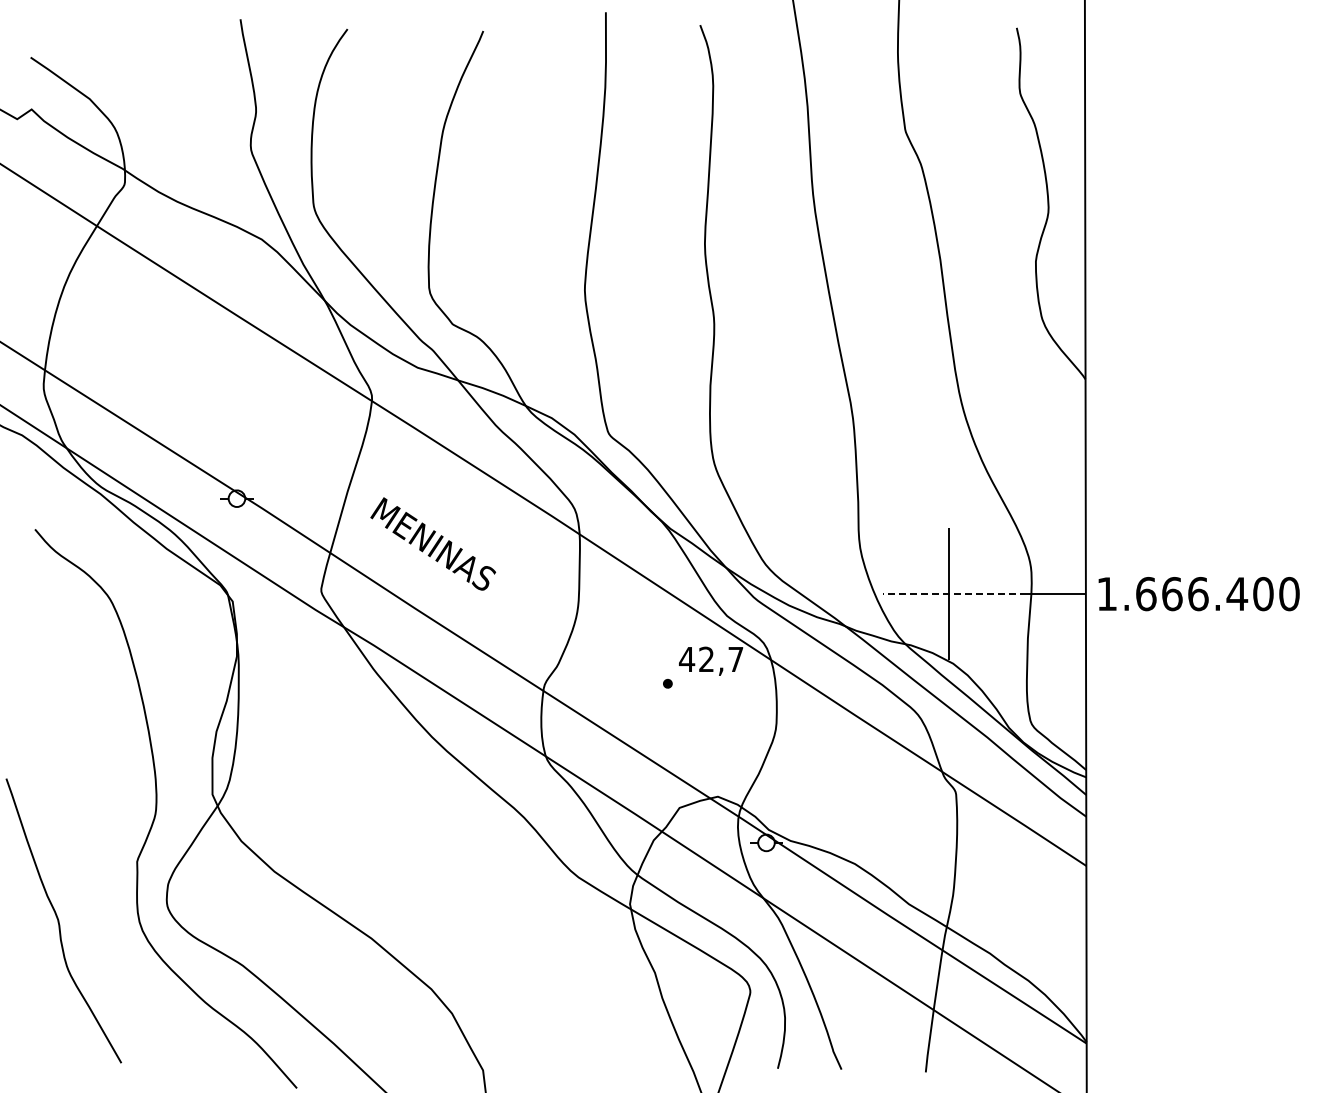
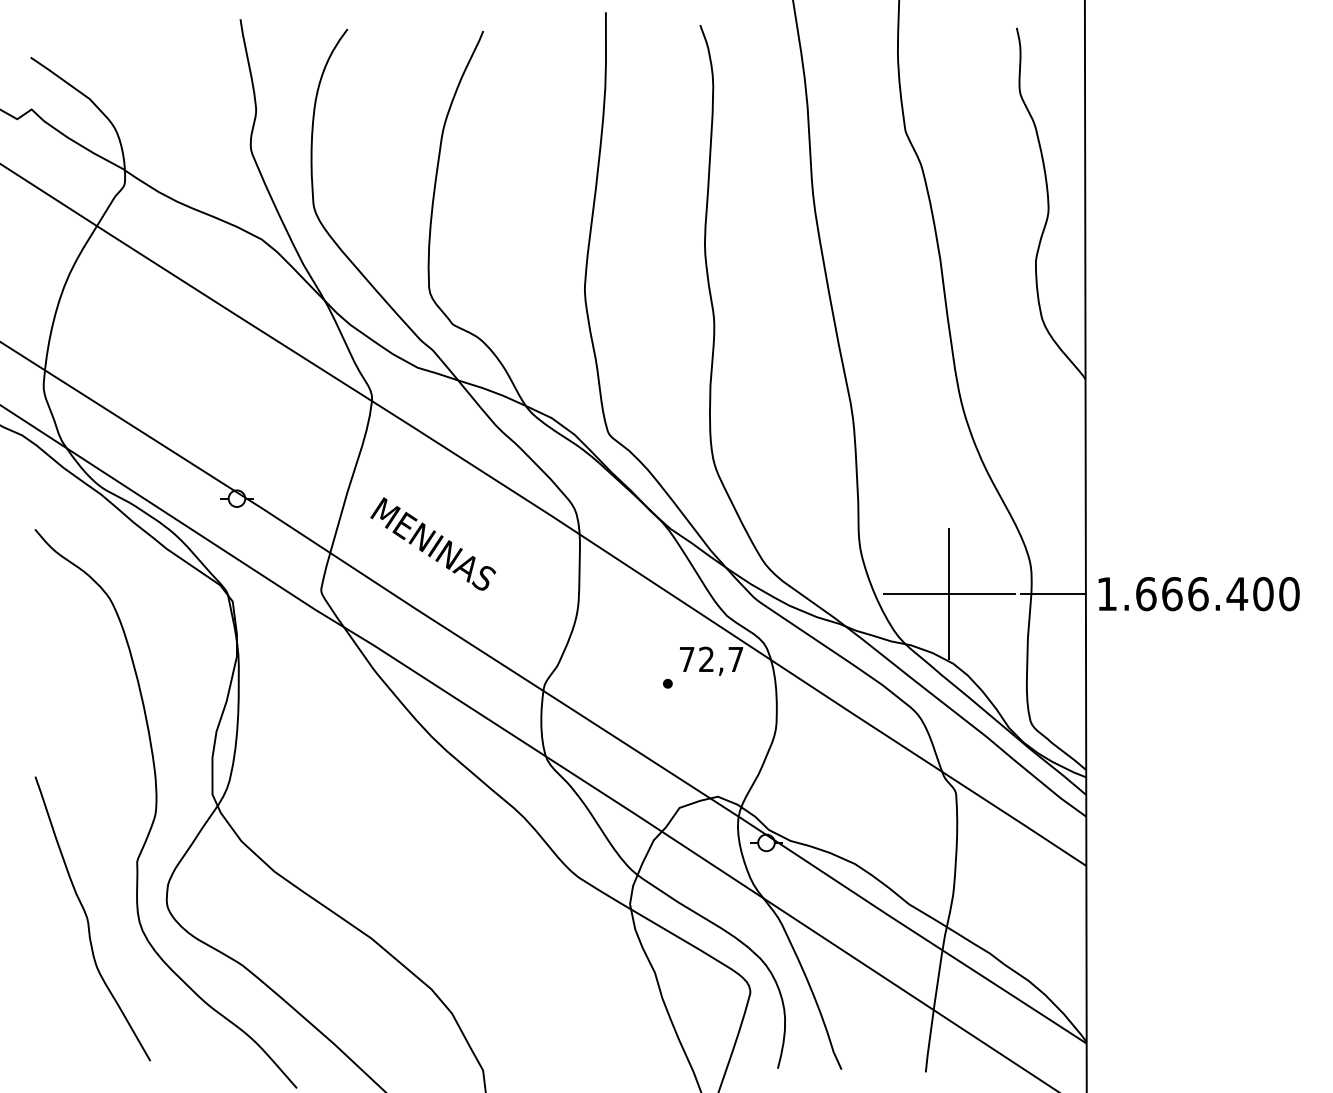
line: dashed -> solid (948, 594)
text: 42,7 -> 72,7 (687, 659)
curve position: (59, 920) -> (88, 918) (88, 918)
